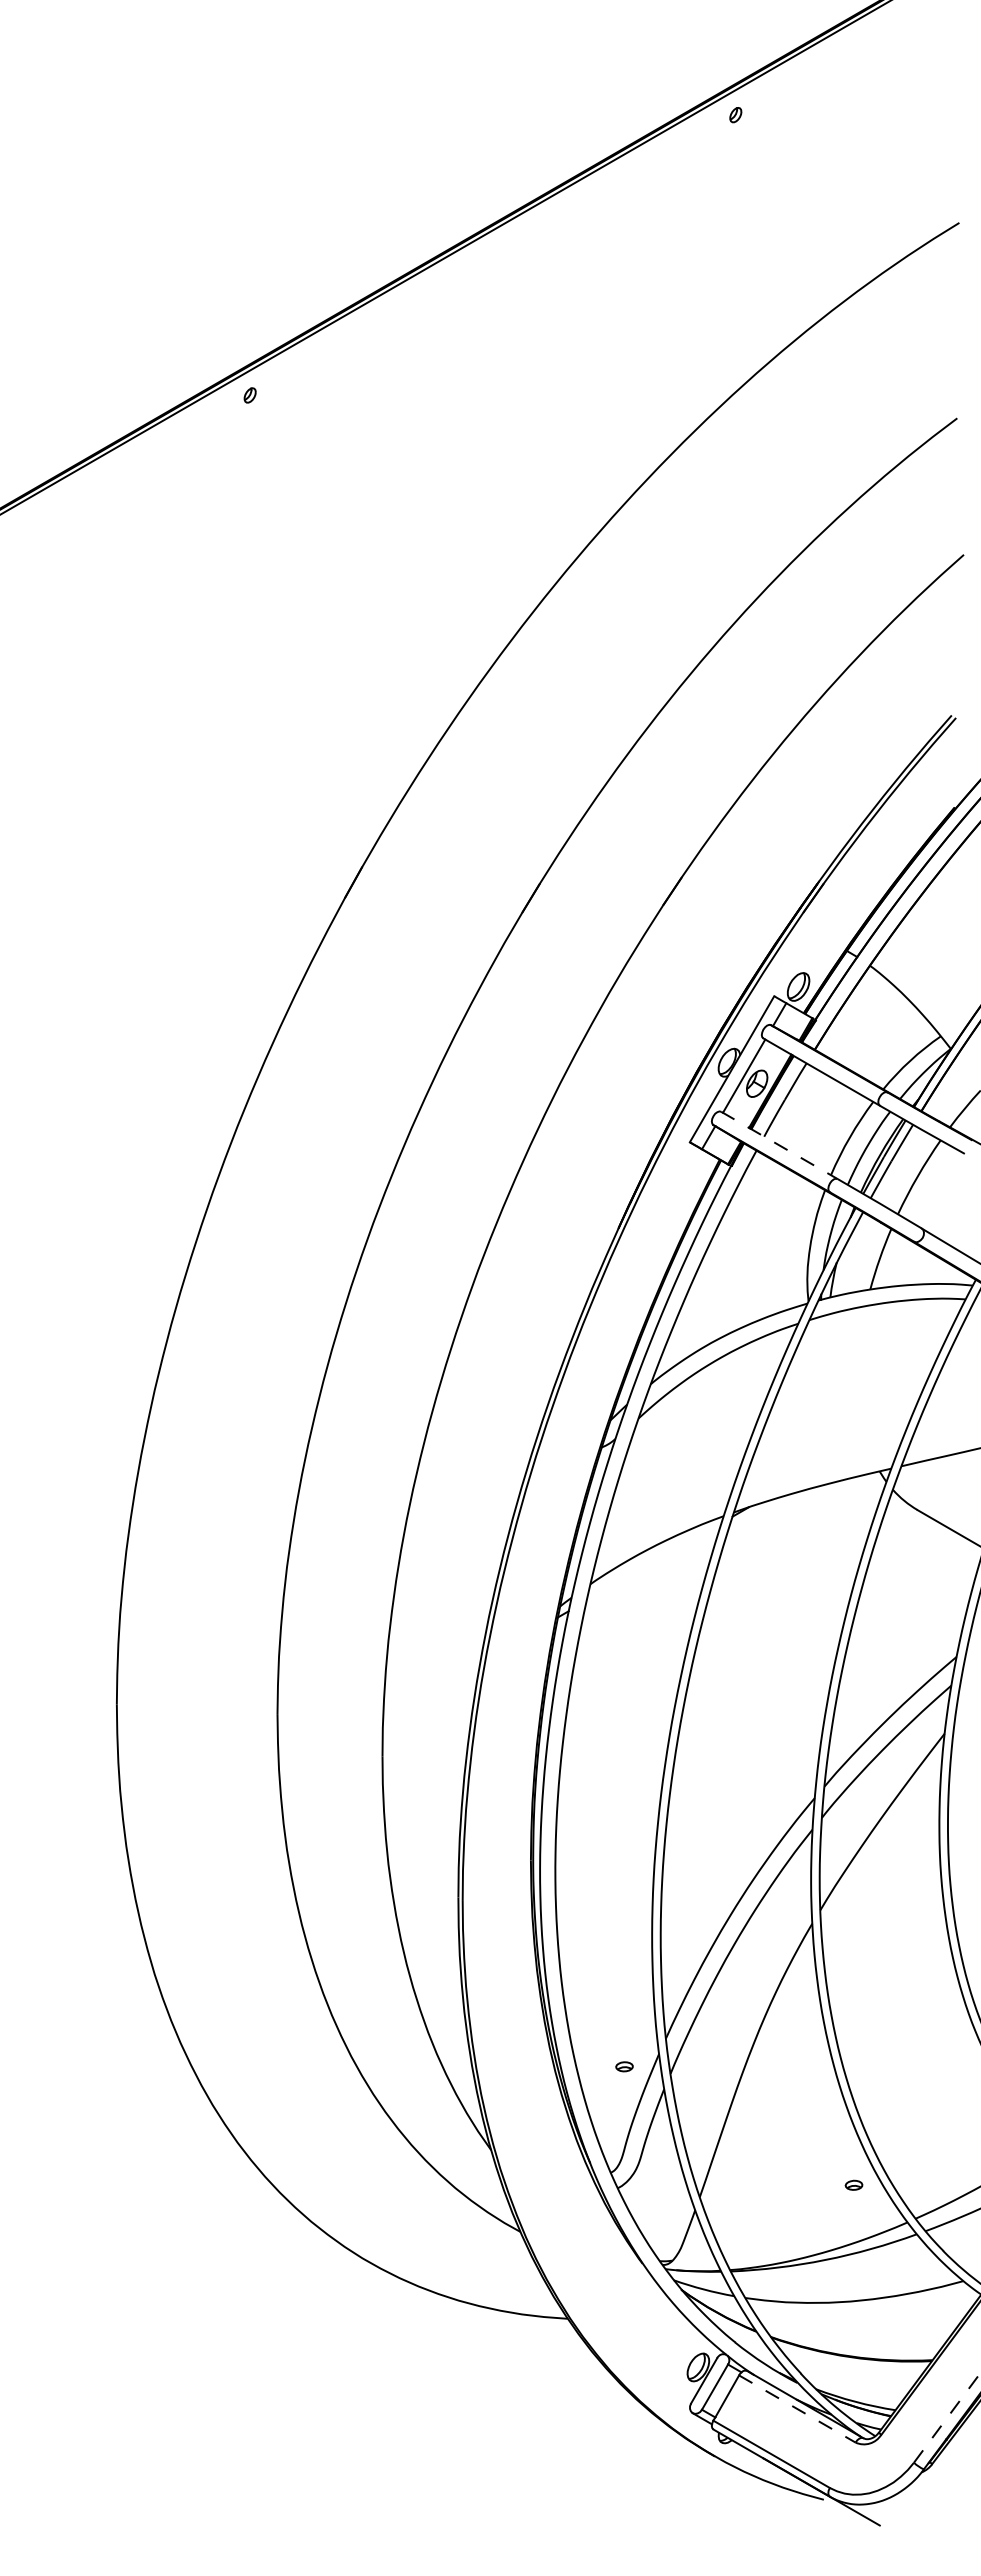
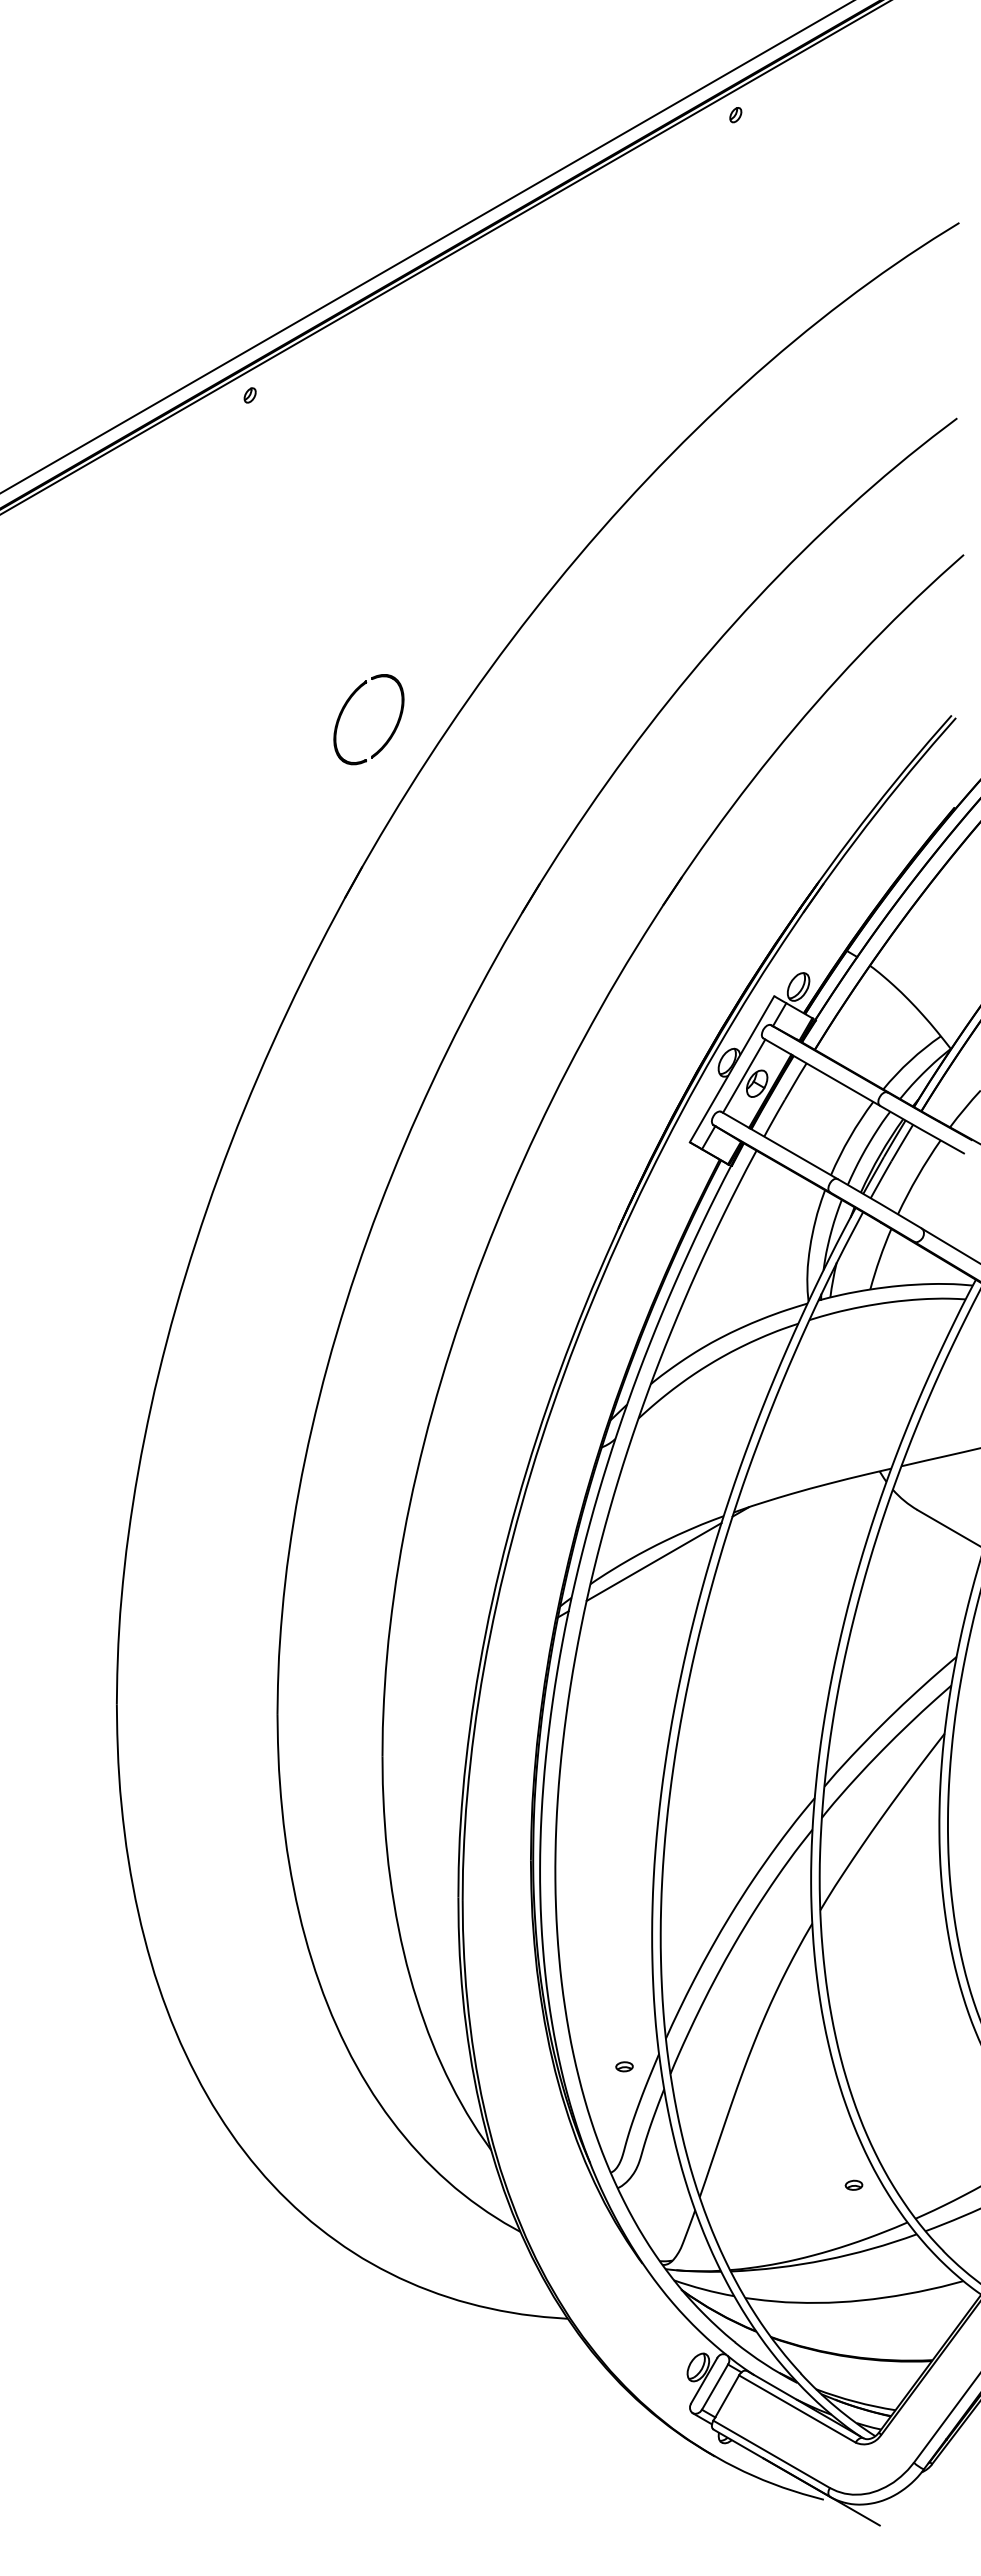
line: none -> present (426, 247)
part: none -> present (347, 704)
line: dashed -> solid (779, 1145)
line: none -> present (653, 1561)
line: dashed -> solid (797, 2409)
line: dashed -> solid (947, 2417)
